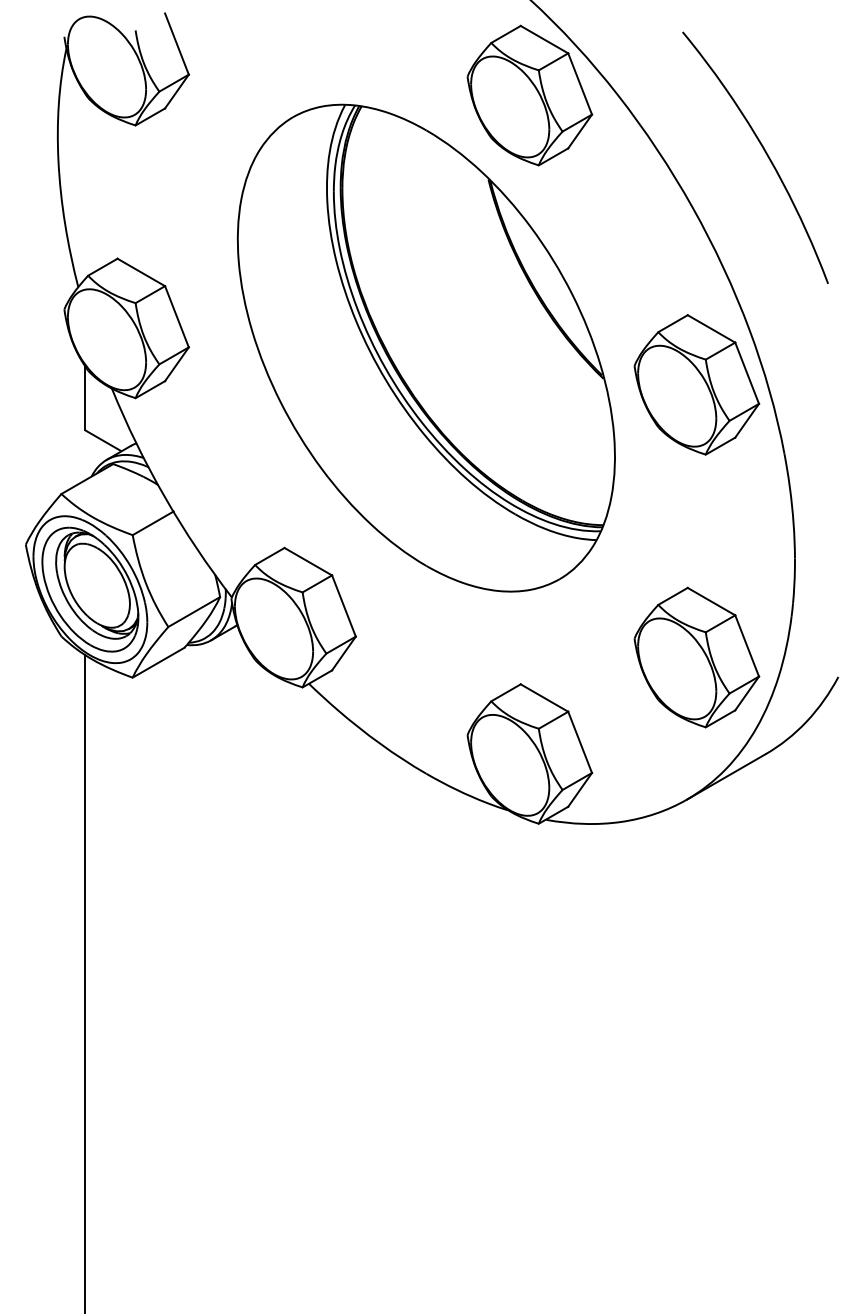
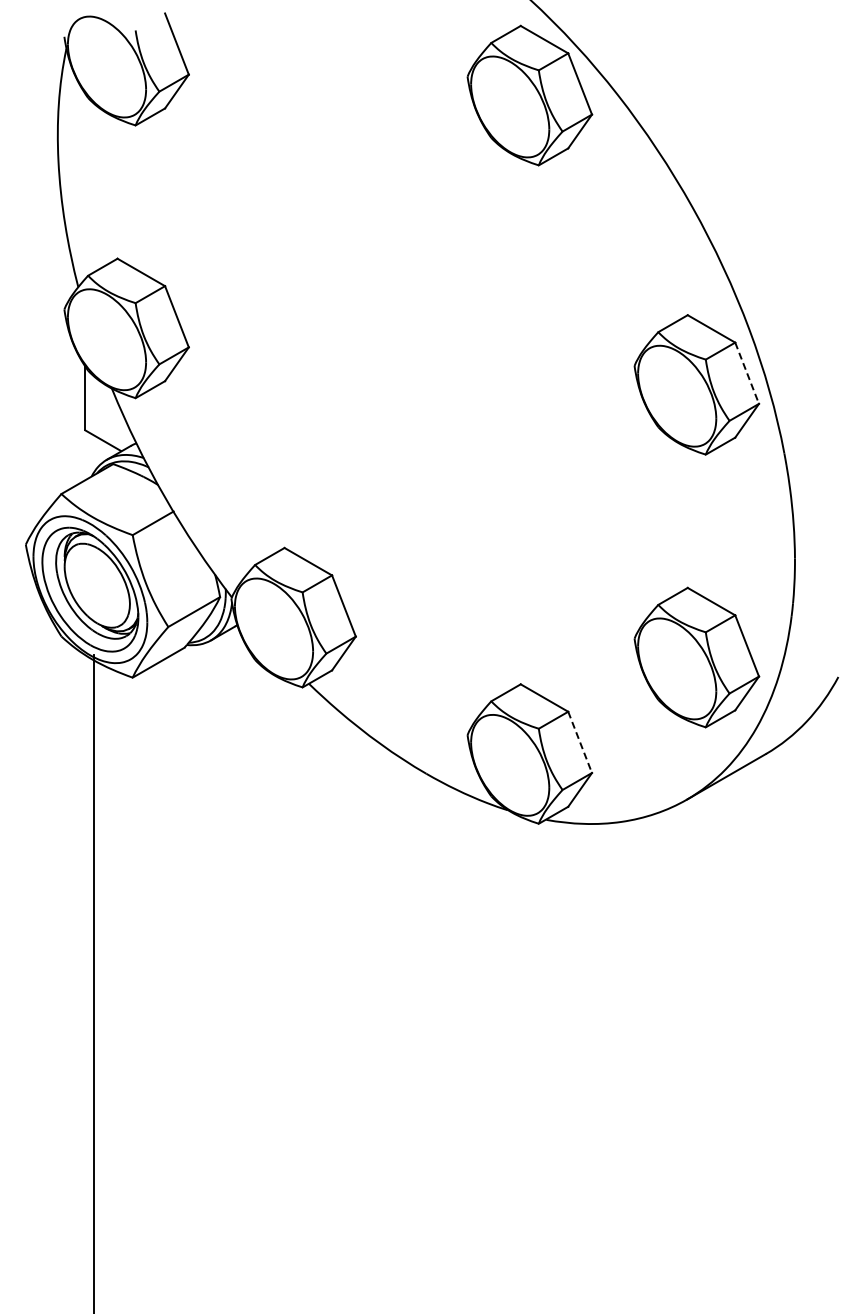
part: present -> none (763, 150)
part: present -> none (425, 347)
line: solid -> dashed (747, 373)
line: solid -> dashed (580, 742)
line position: (85, 982) -> (94, 982) (94, 982)
